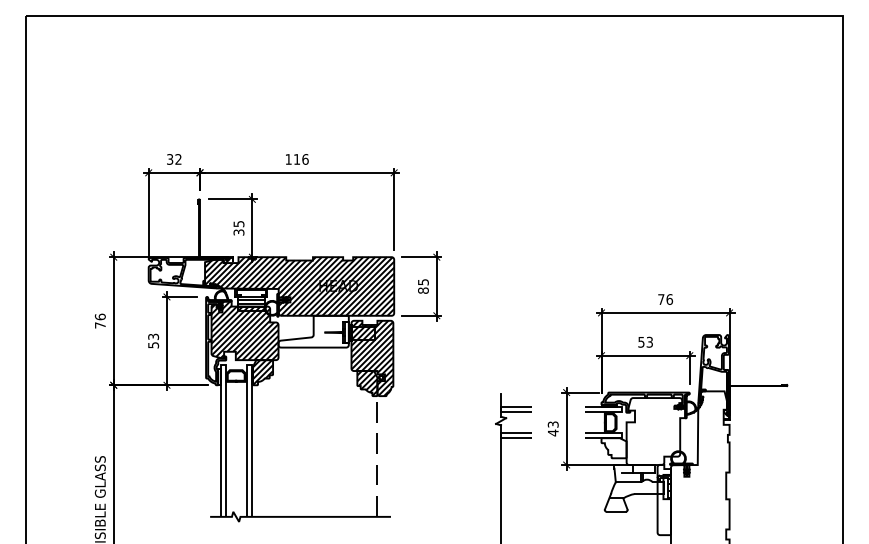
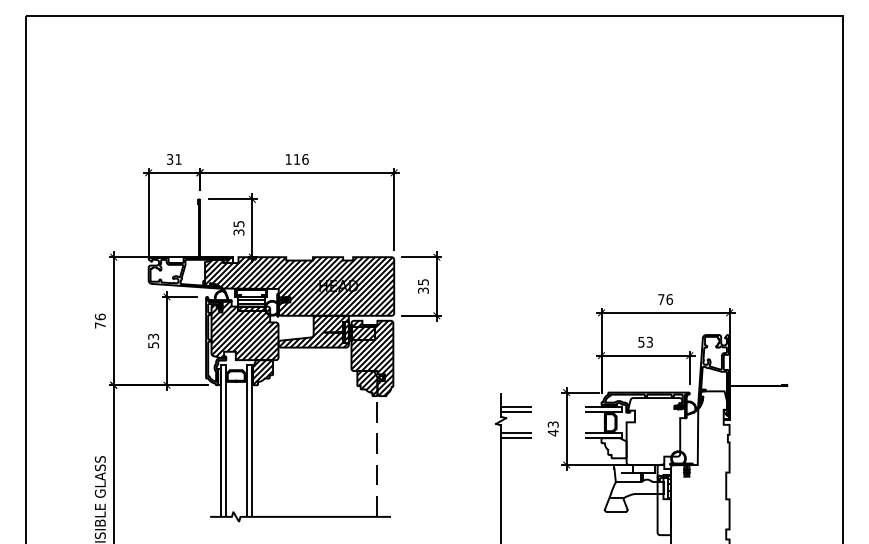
text: 32 -> 31 (178, 159)
text: 85 -> 35 (423, 290)
hatch: none -> present (313, 331)
